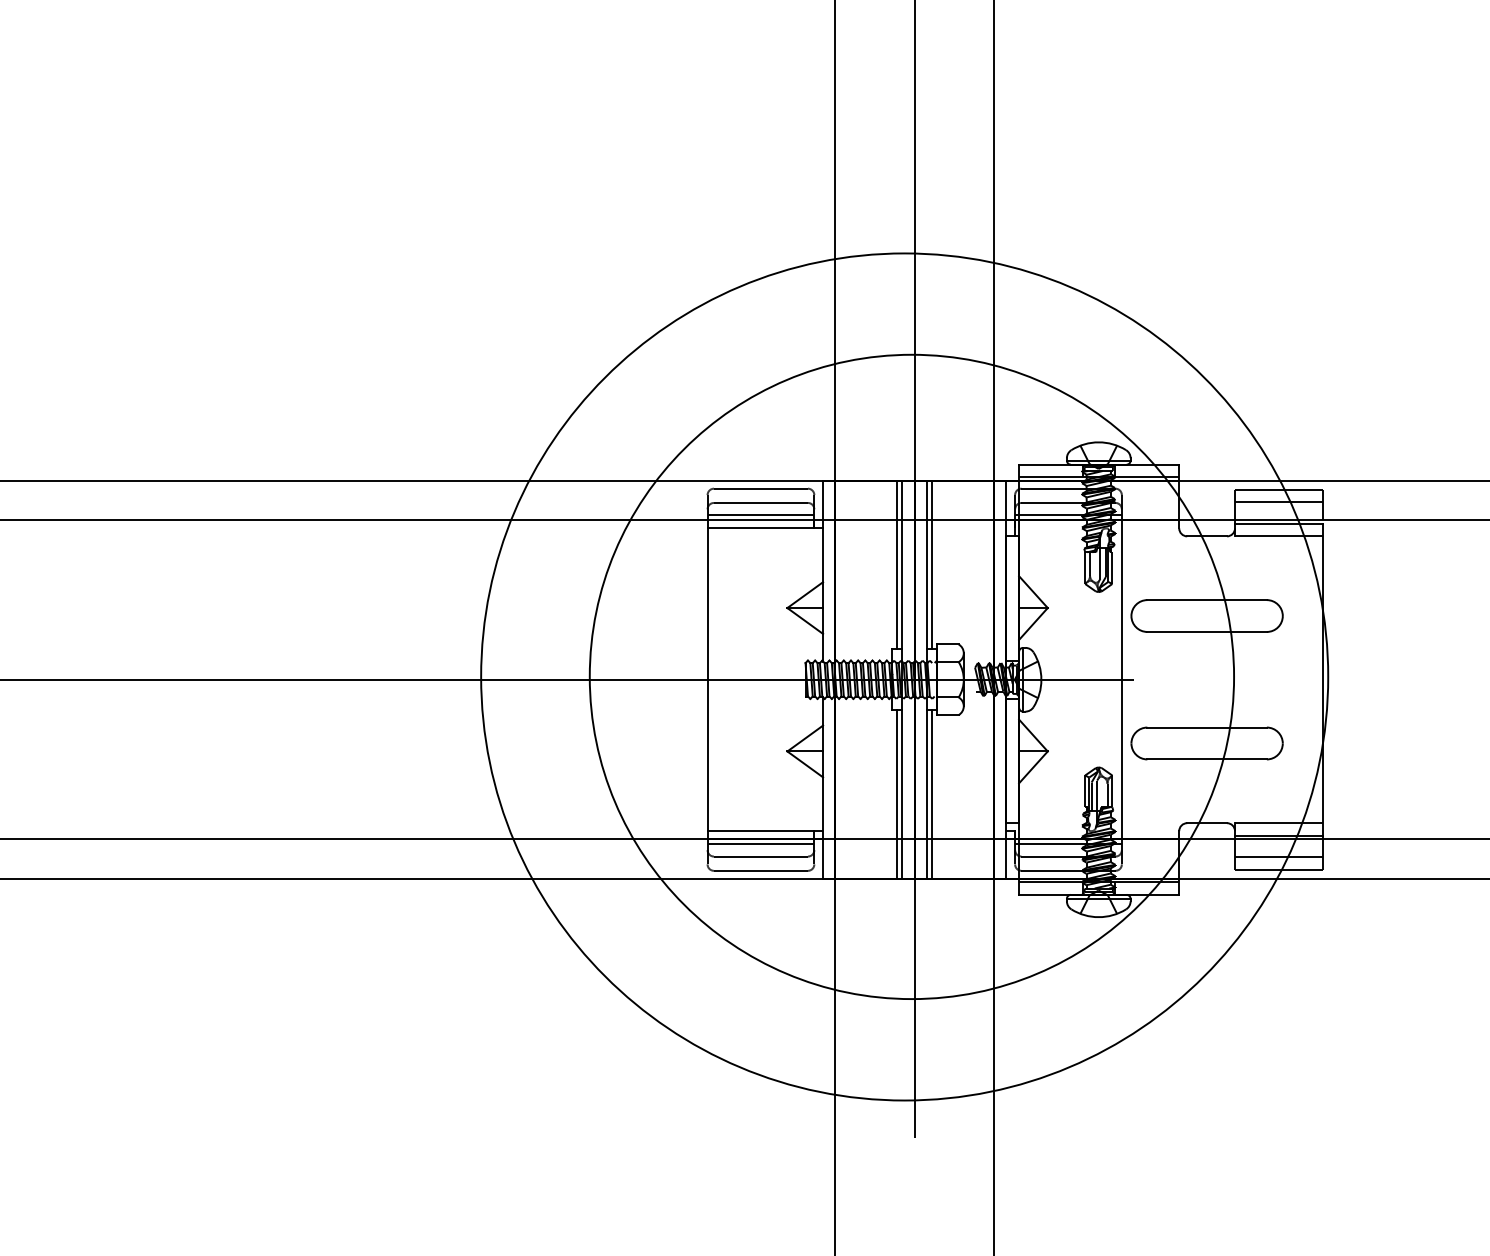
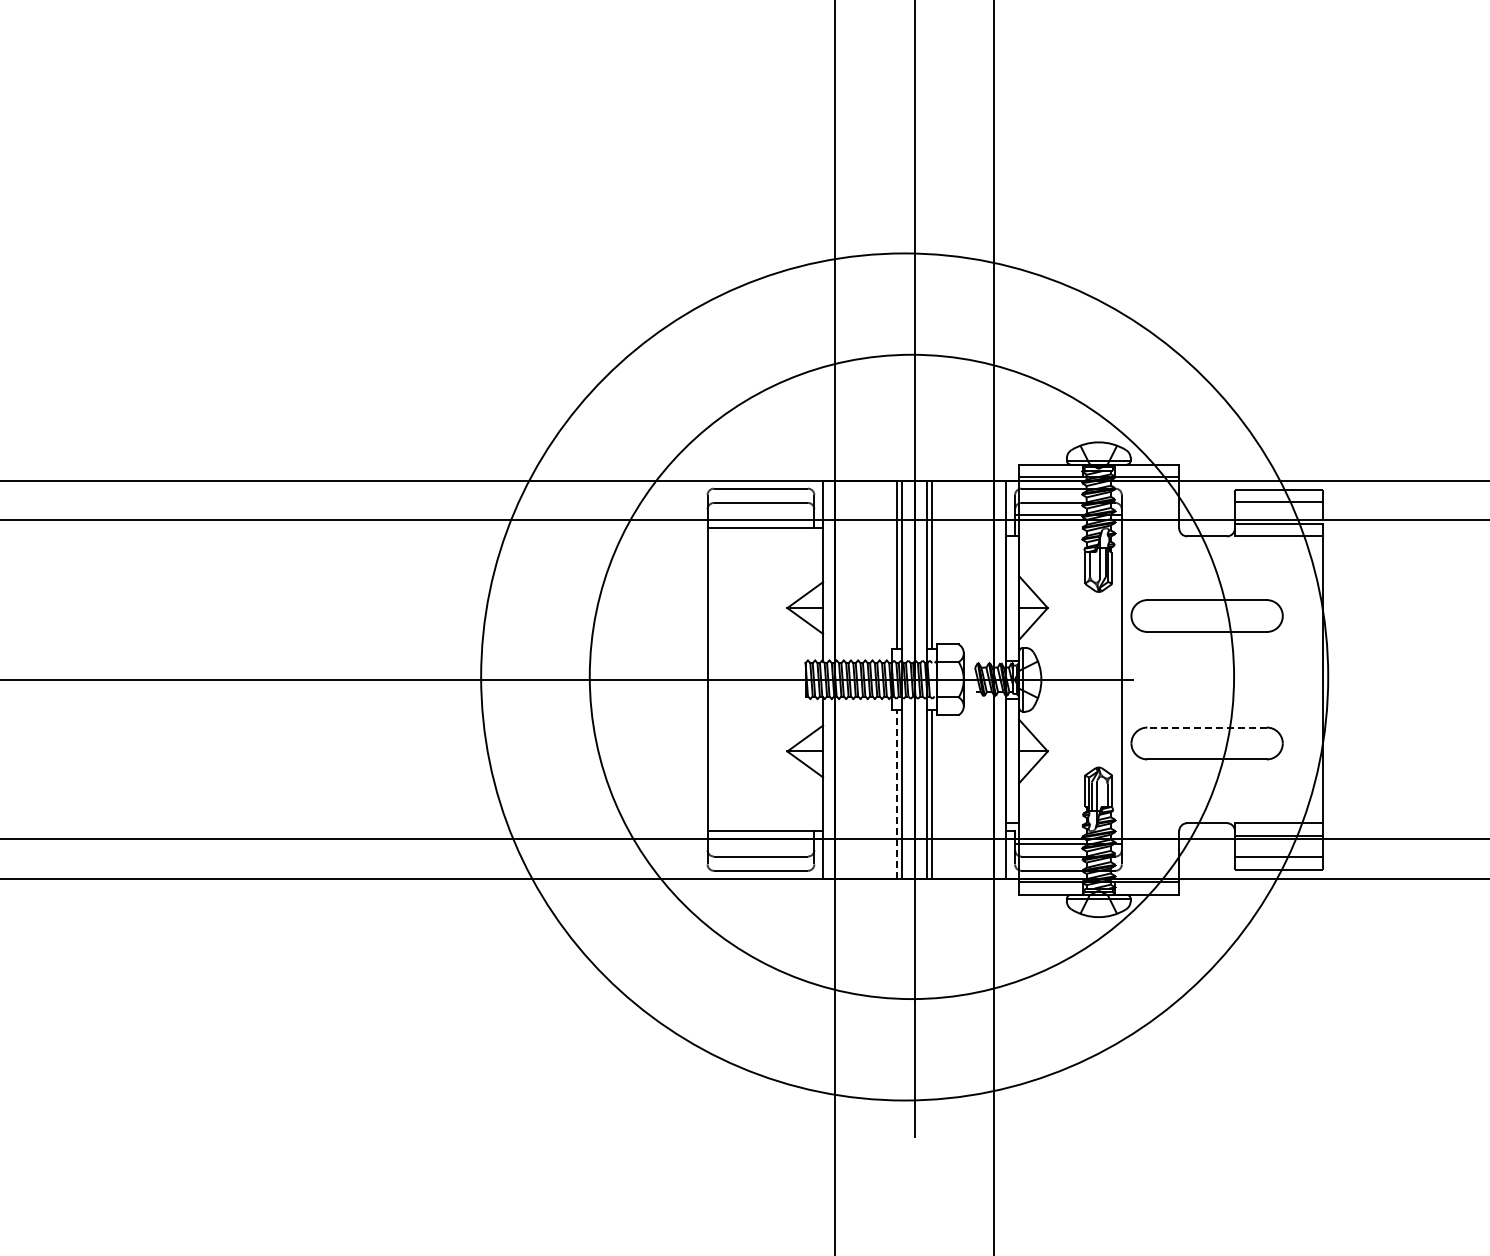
line: present -> none (760, 515)
line: solid -> dashed (1207, 727)
line: solid -> dashed (897, 794)
line: present -> none (760, 844)
